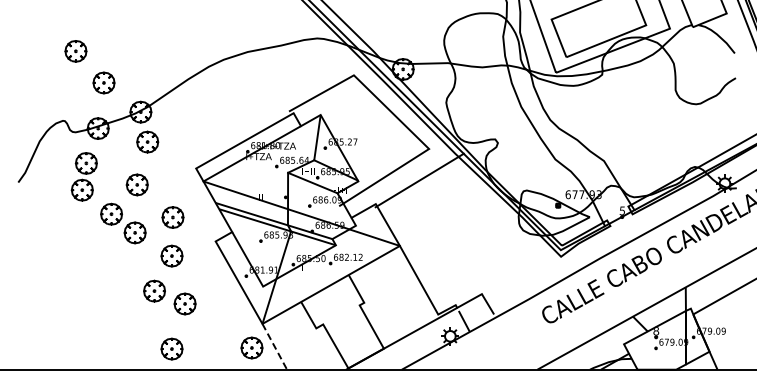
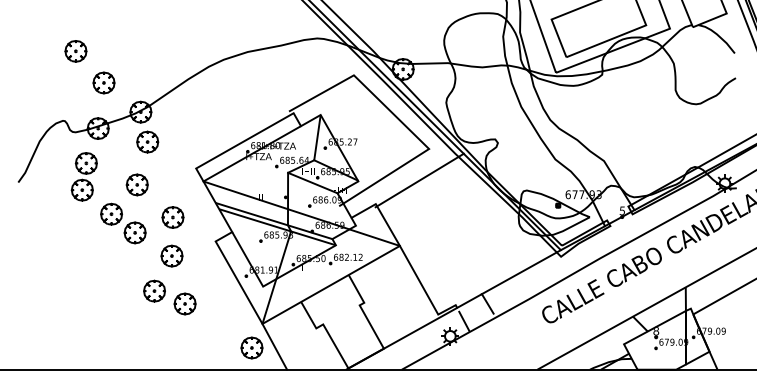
line: none -> present (520, 272)
line: dashed -> solid (274, 346)
part: present -> none (171, 348)
